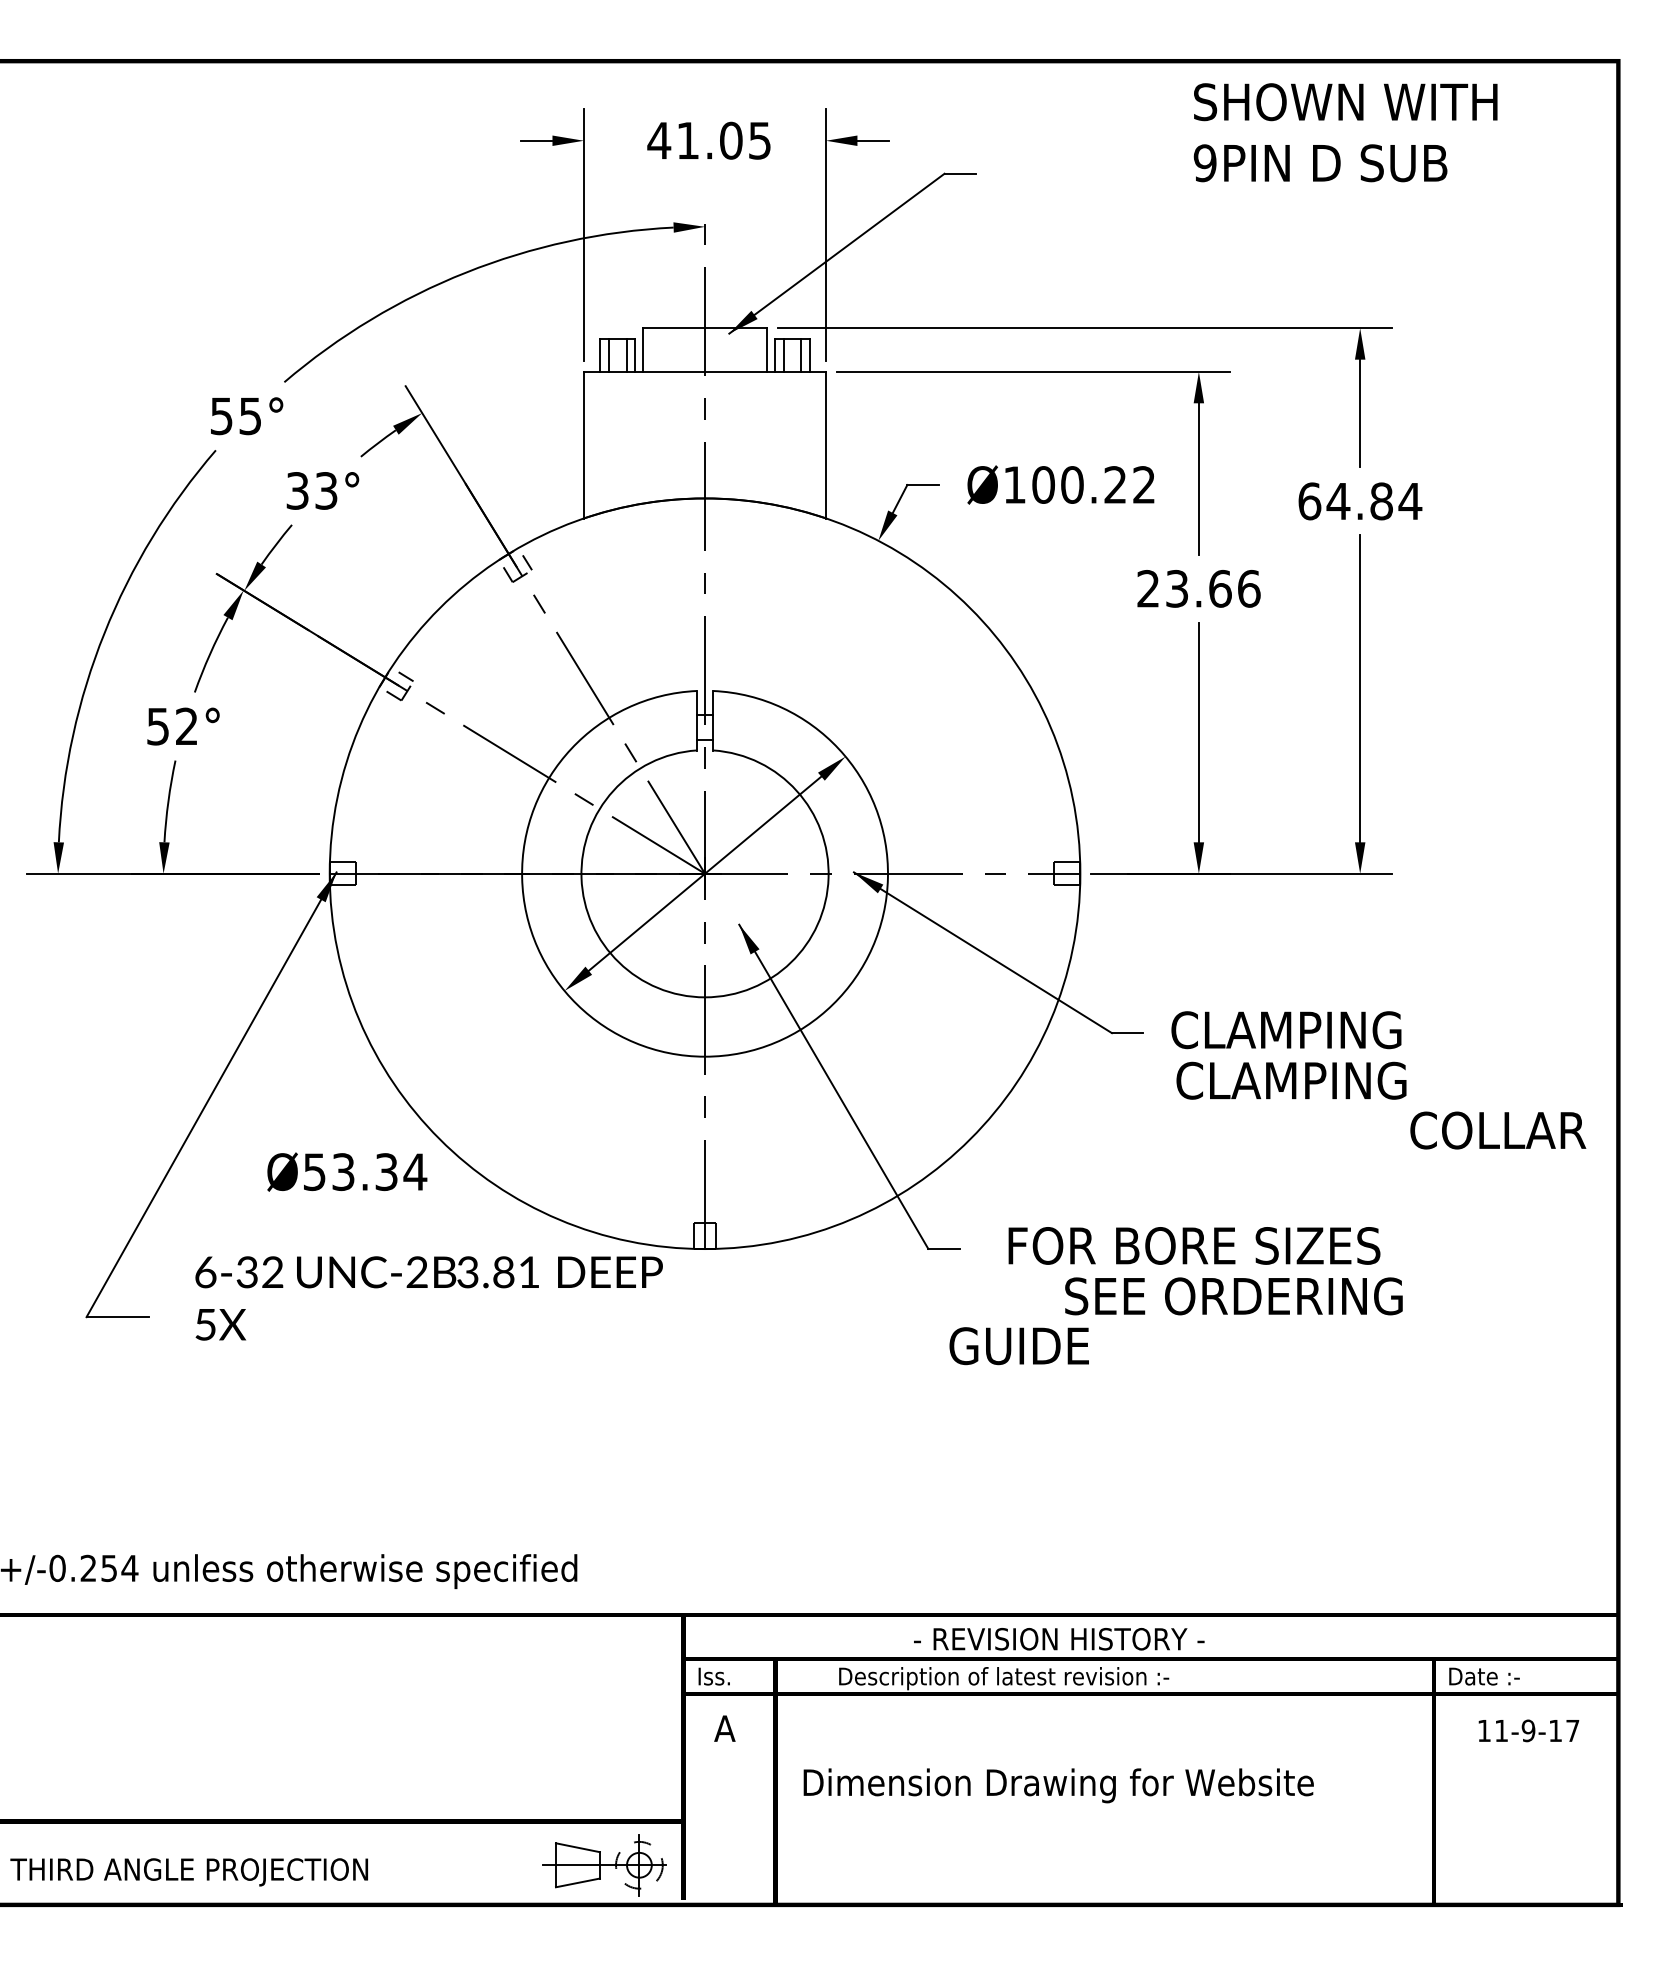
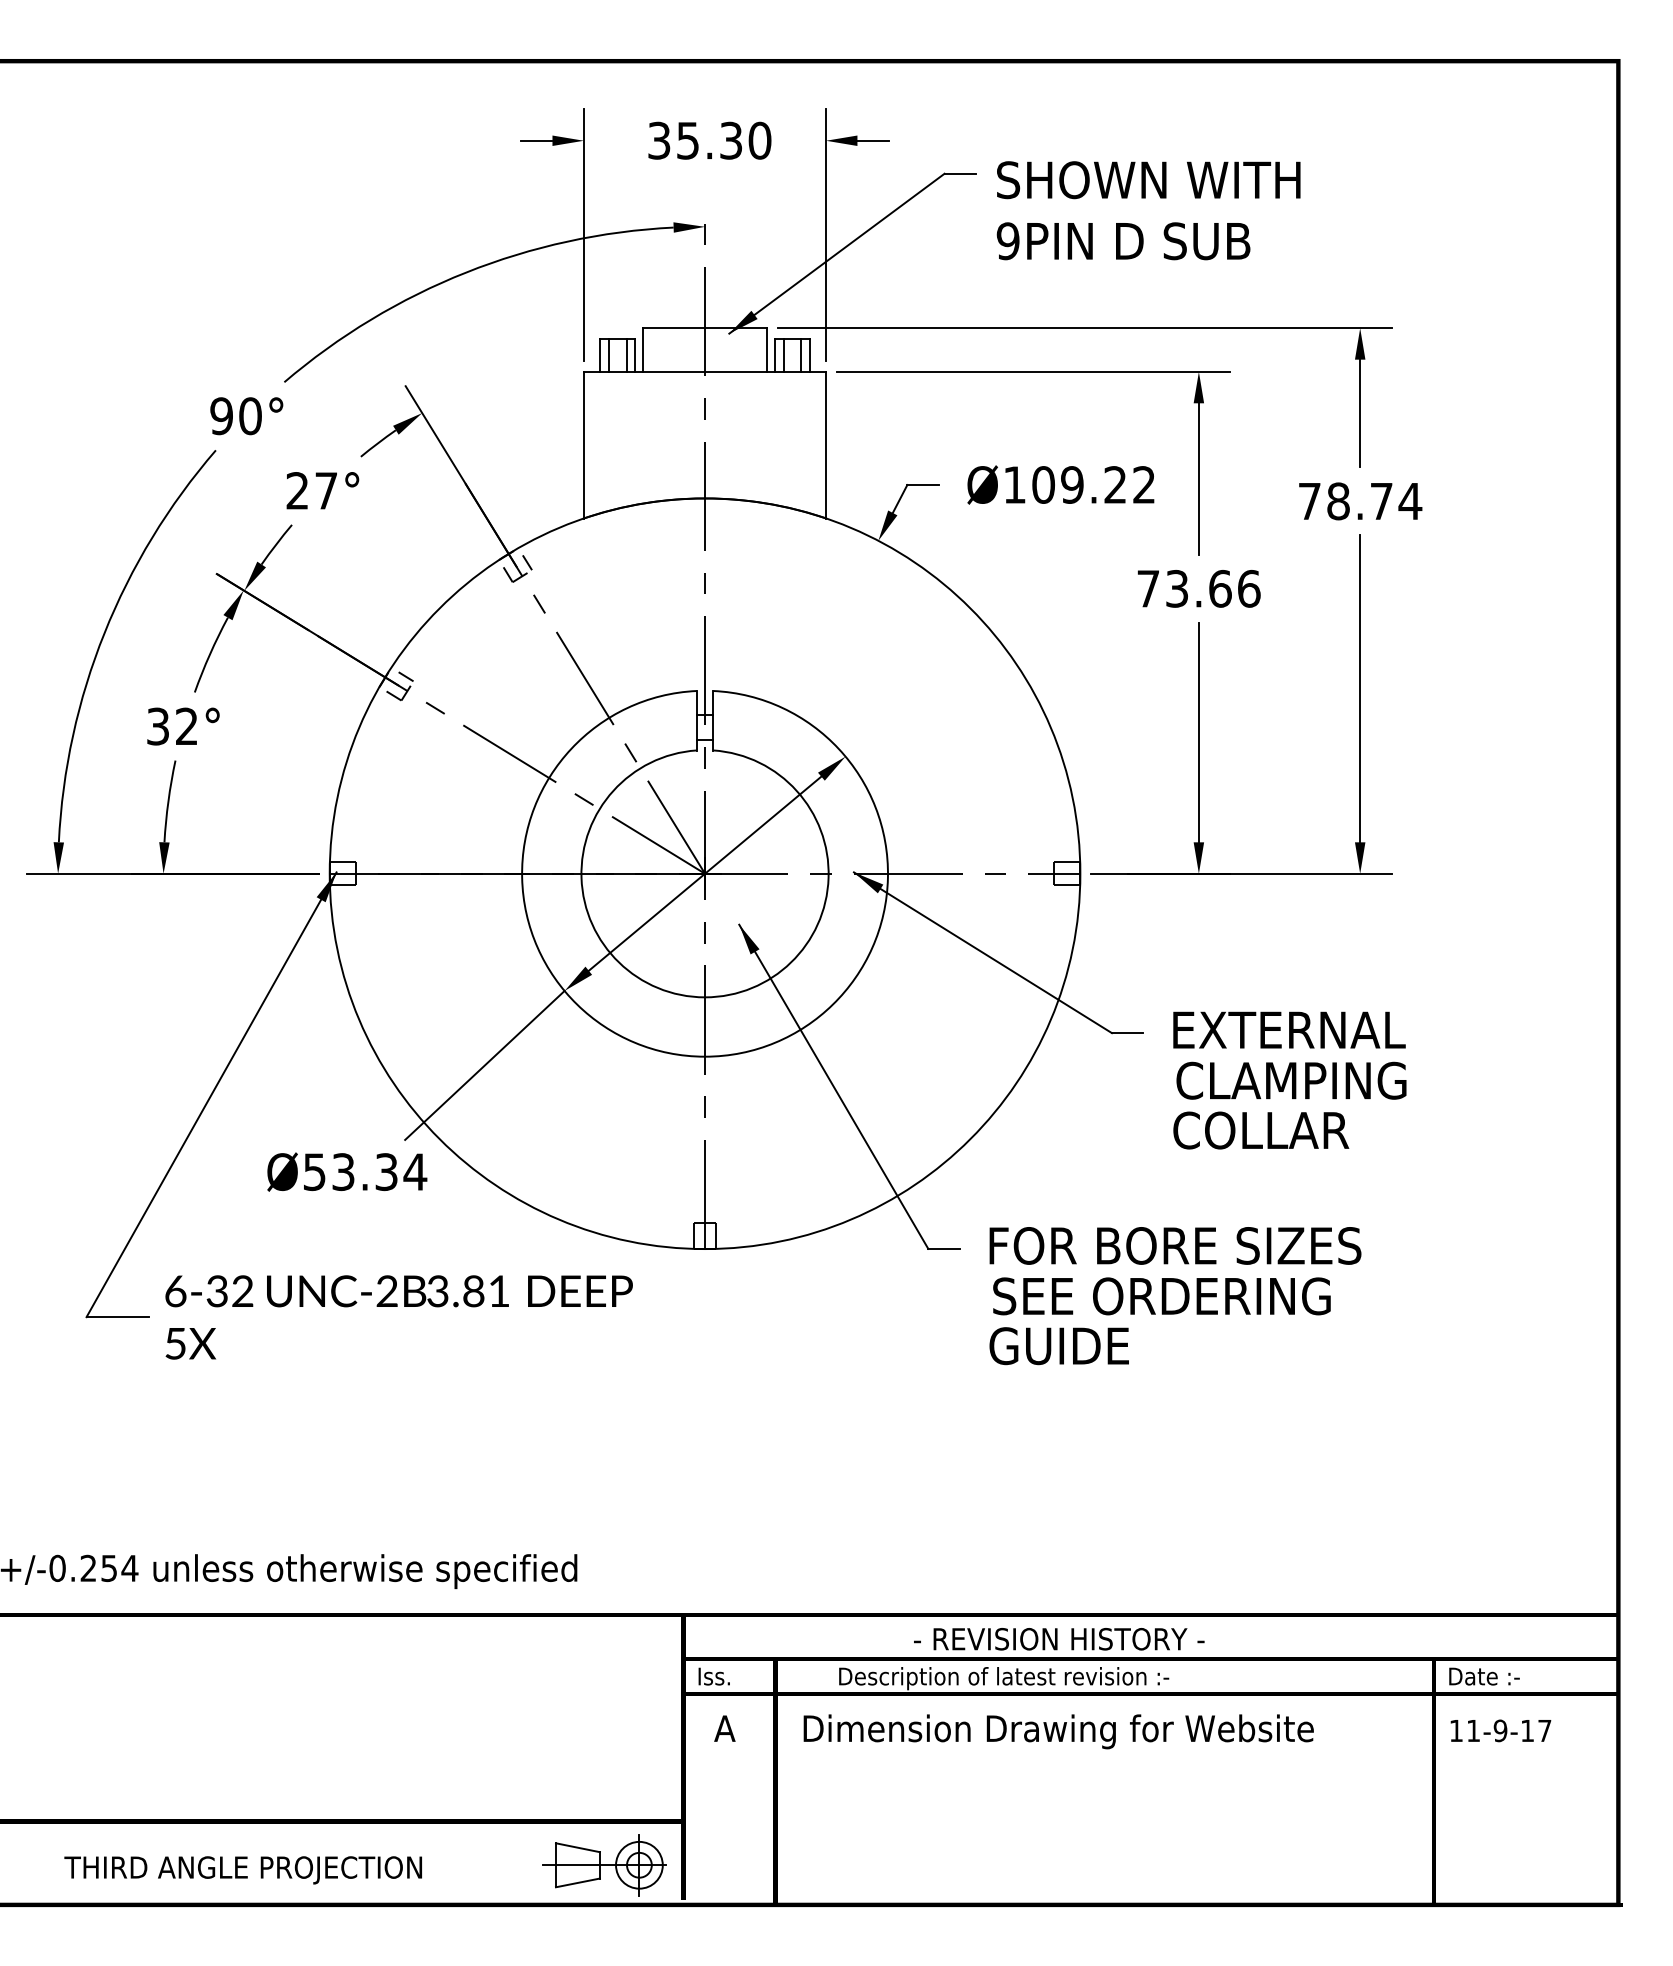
text position: (1345, 132) -> (1148, 210) (1148, 210)
text: 41.05 -> 35.30 (709, 140)
text: 55° -> 90° (235, 416)
text: Ø100.22 -> Ø109.22 (1072, 484)
text: 33° -> 27° (311, 490)
text: 64.84 -> 78.74 (1345, 501)
text: 23.66 -> 73.66 (1147, 588)
text: 52° -> 32° (157, 725)
text: CLAMPING -> EXTERNAL (1288, 1030)
line: none -> present (484, 1064)
text position: (1498, 1130) -> (1261, 1130) (1261, 1130)
text position: (1194, 1245) -> (1175, 1245) (1175, 1245)
text position: (1233, 1296) -> (1161, 1296) (1161, 1296)
text position: (428, 1298) -> (398, 1317) (398, 1317)
text position: (1018, 1346) -> (1058, 1346) (1058, 1346)
text position: (1528, 1730) -> (1500, 1730) (1500, 1730)
text position: (1058, 1785) -> (1058, 1731) (1058, 1731)
circle: dashed -> solid (639, 1864)
text position: (188, 1872) -> (242, 1870) (242, 1870)
